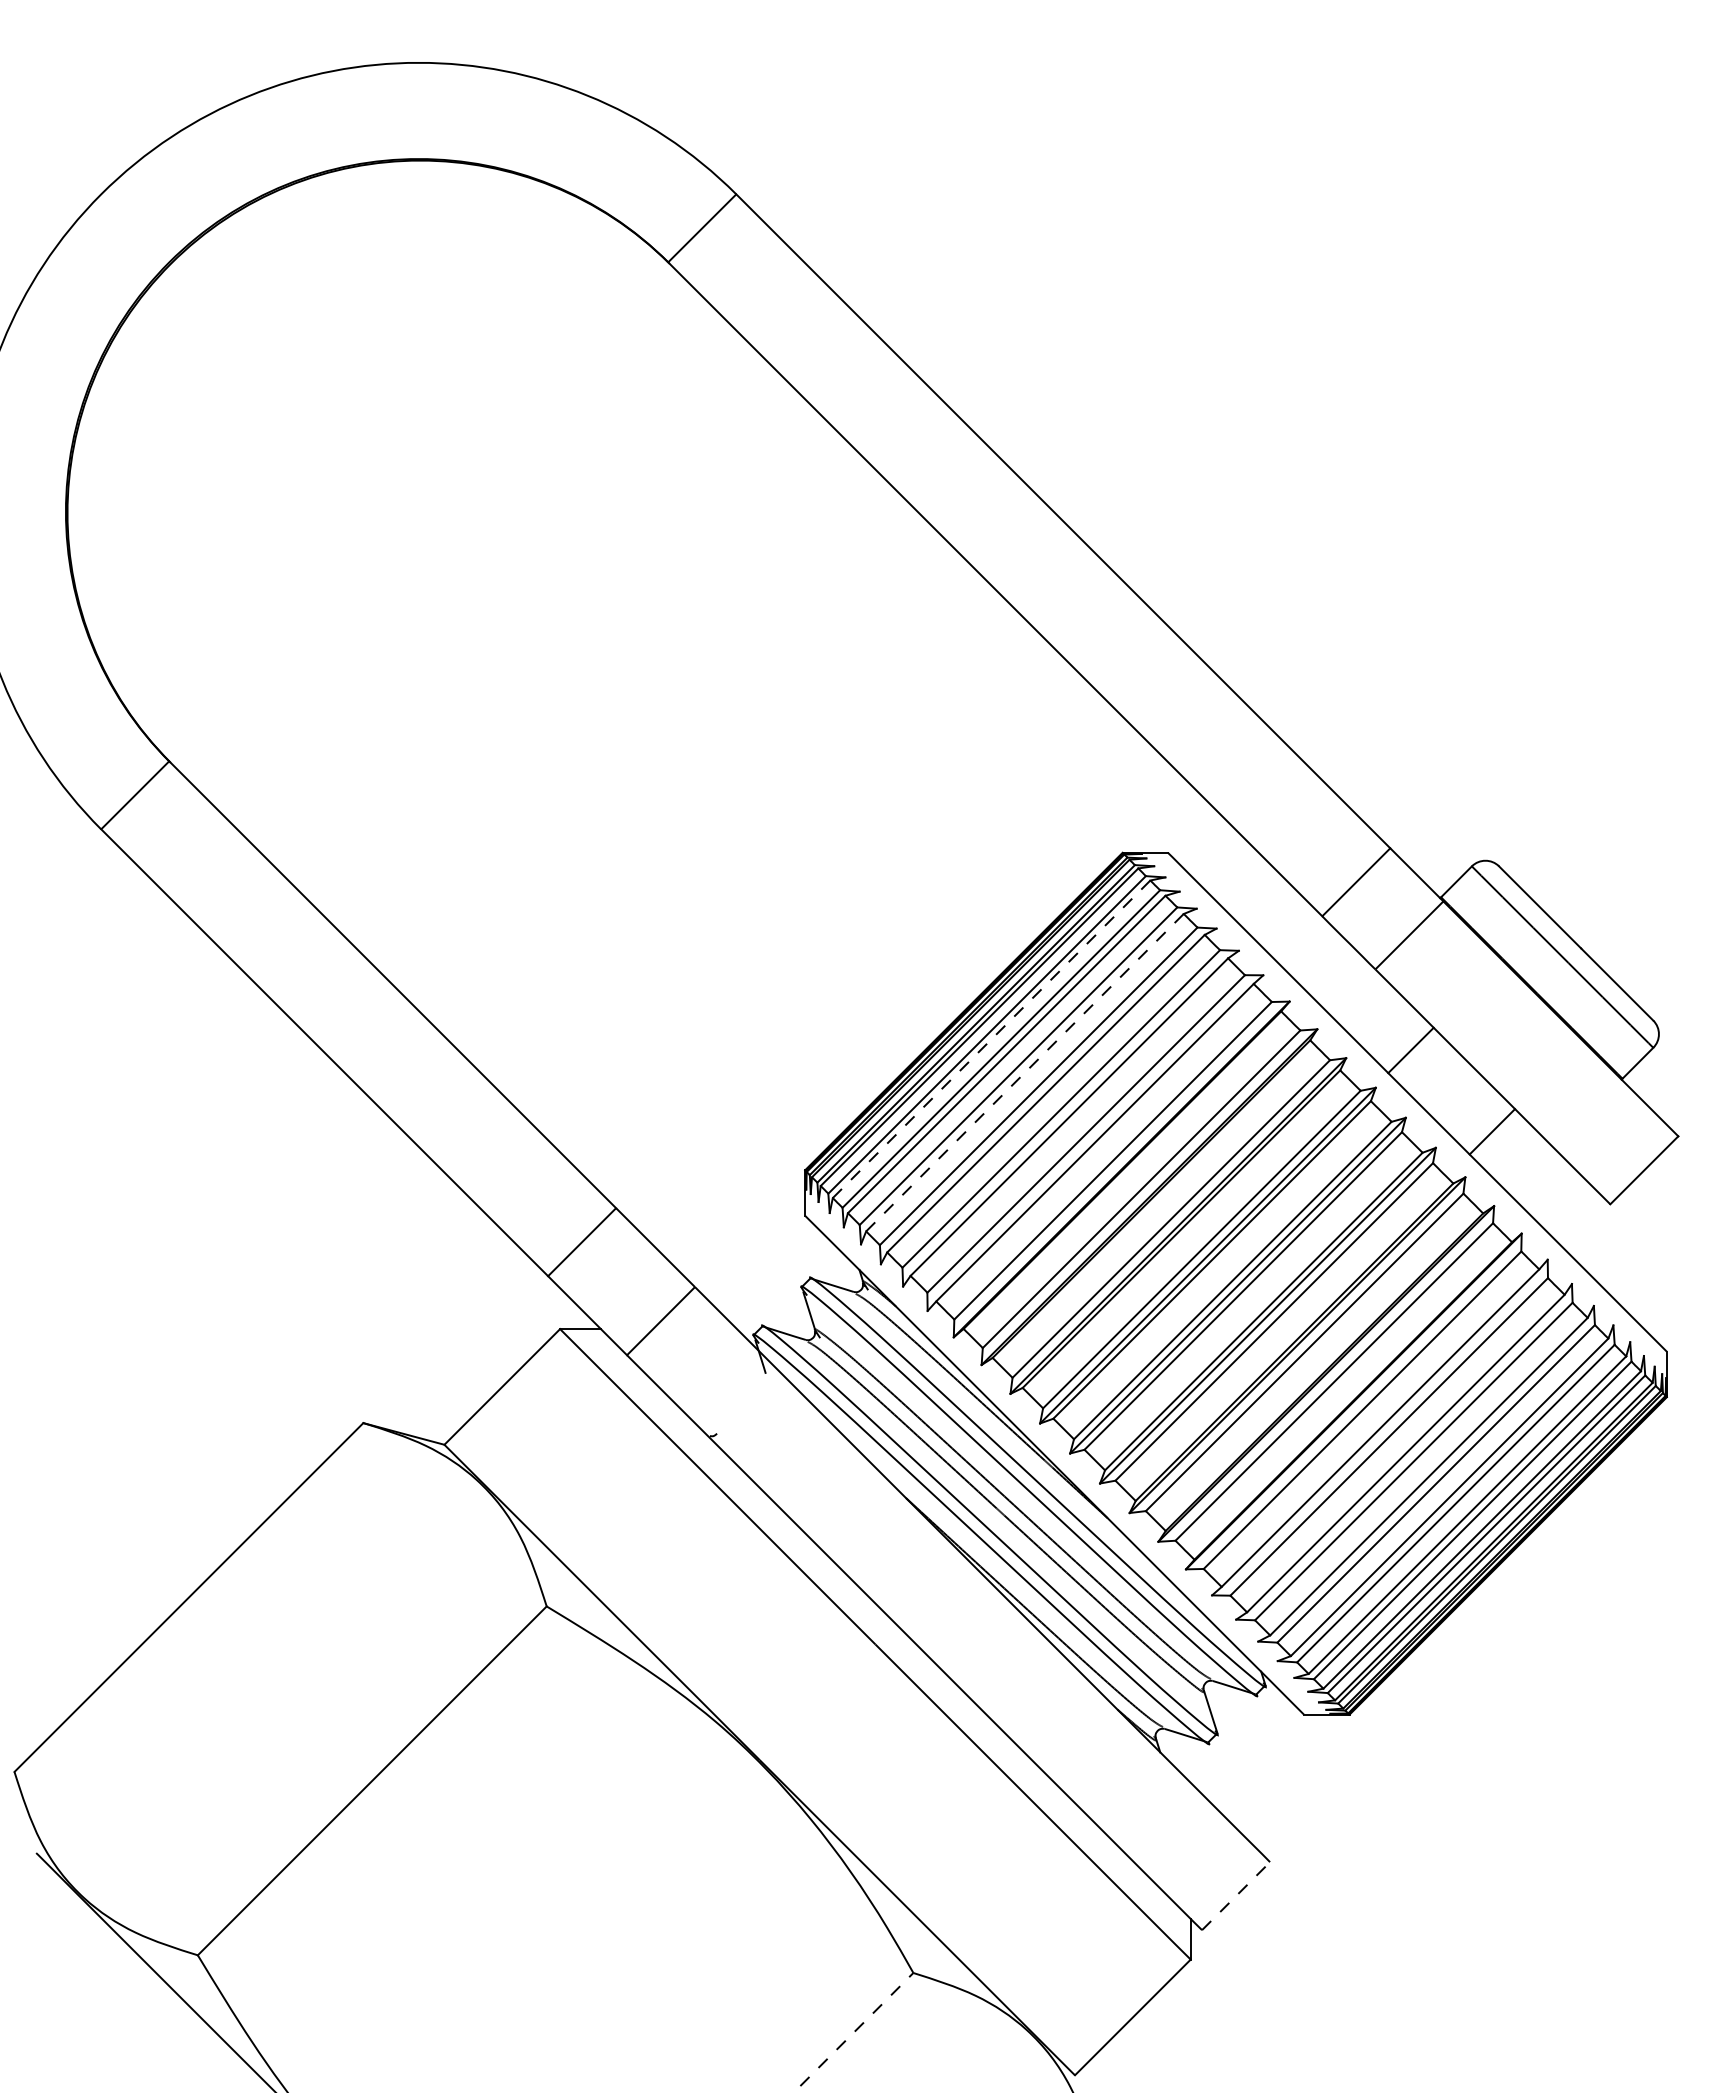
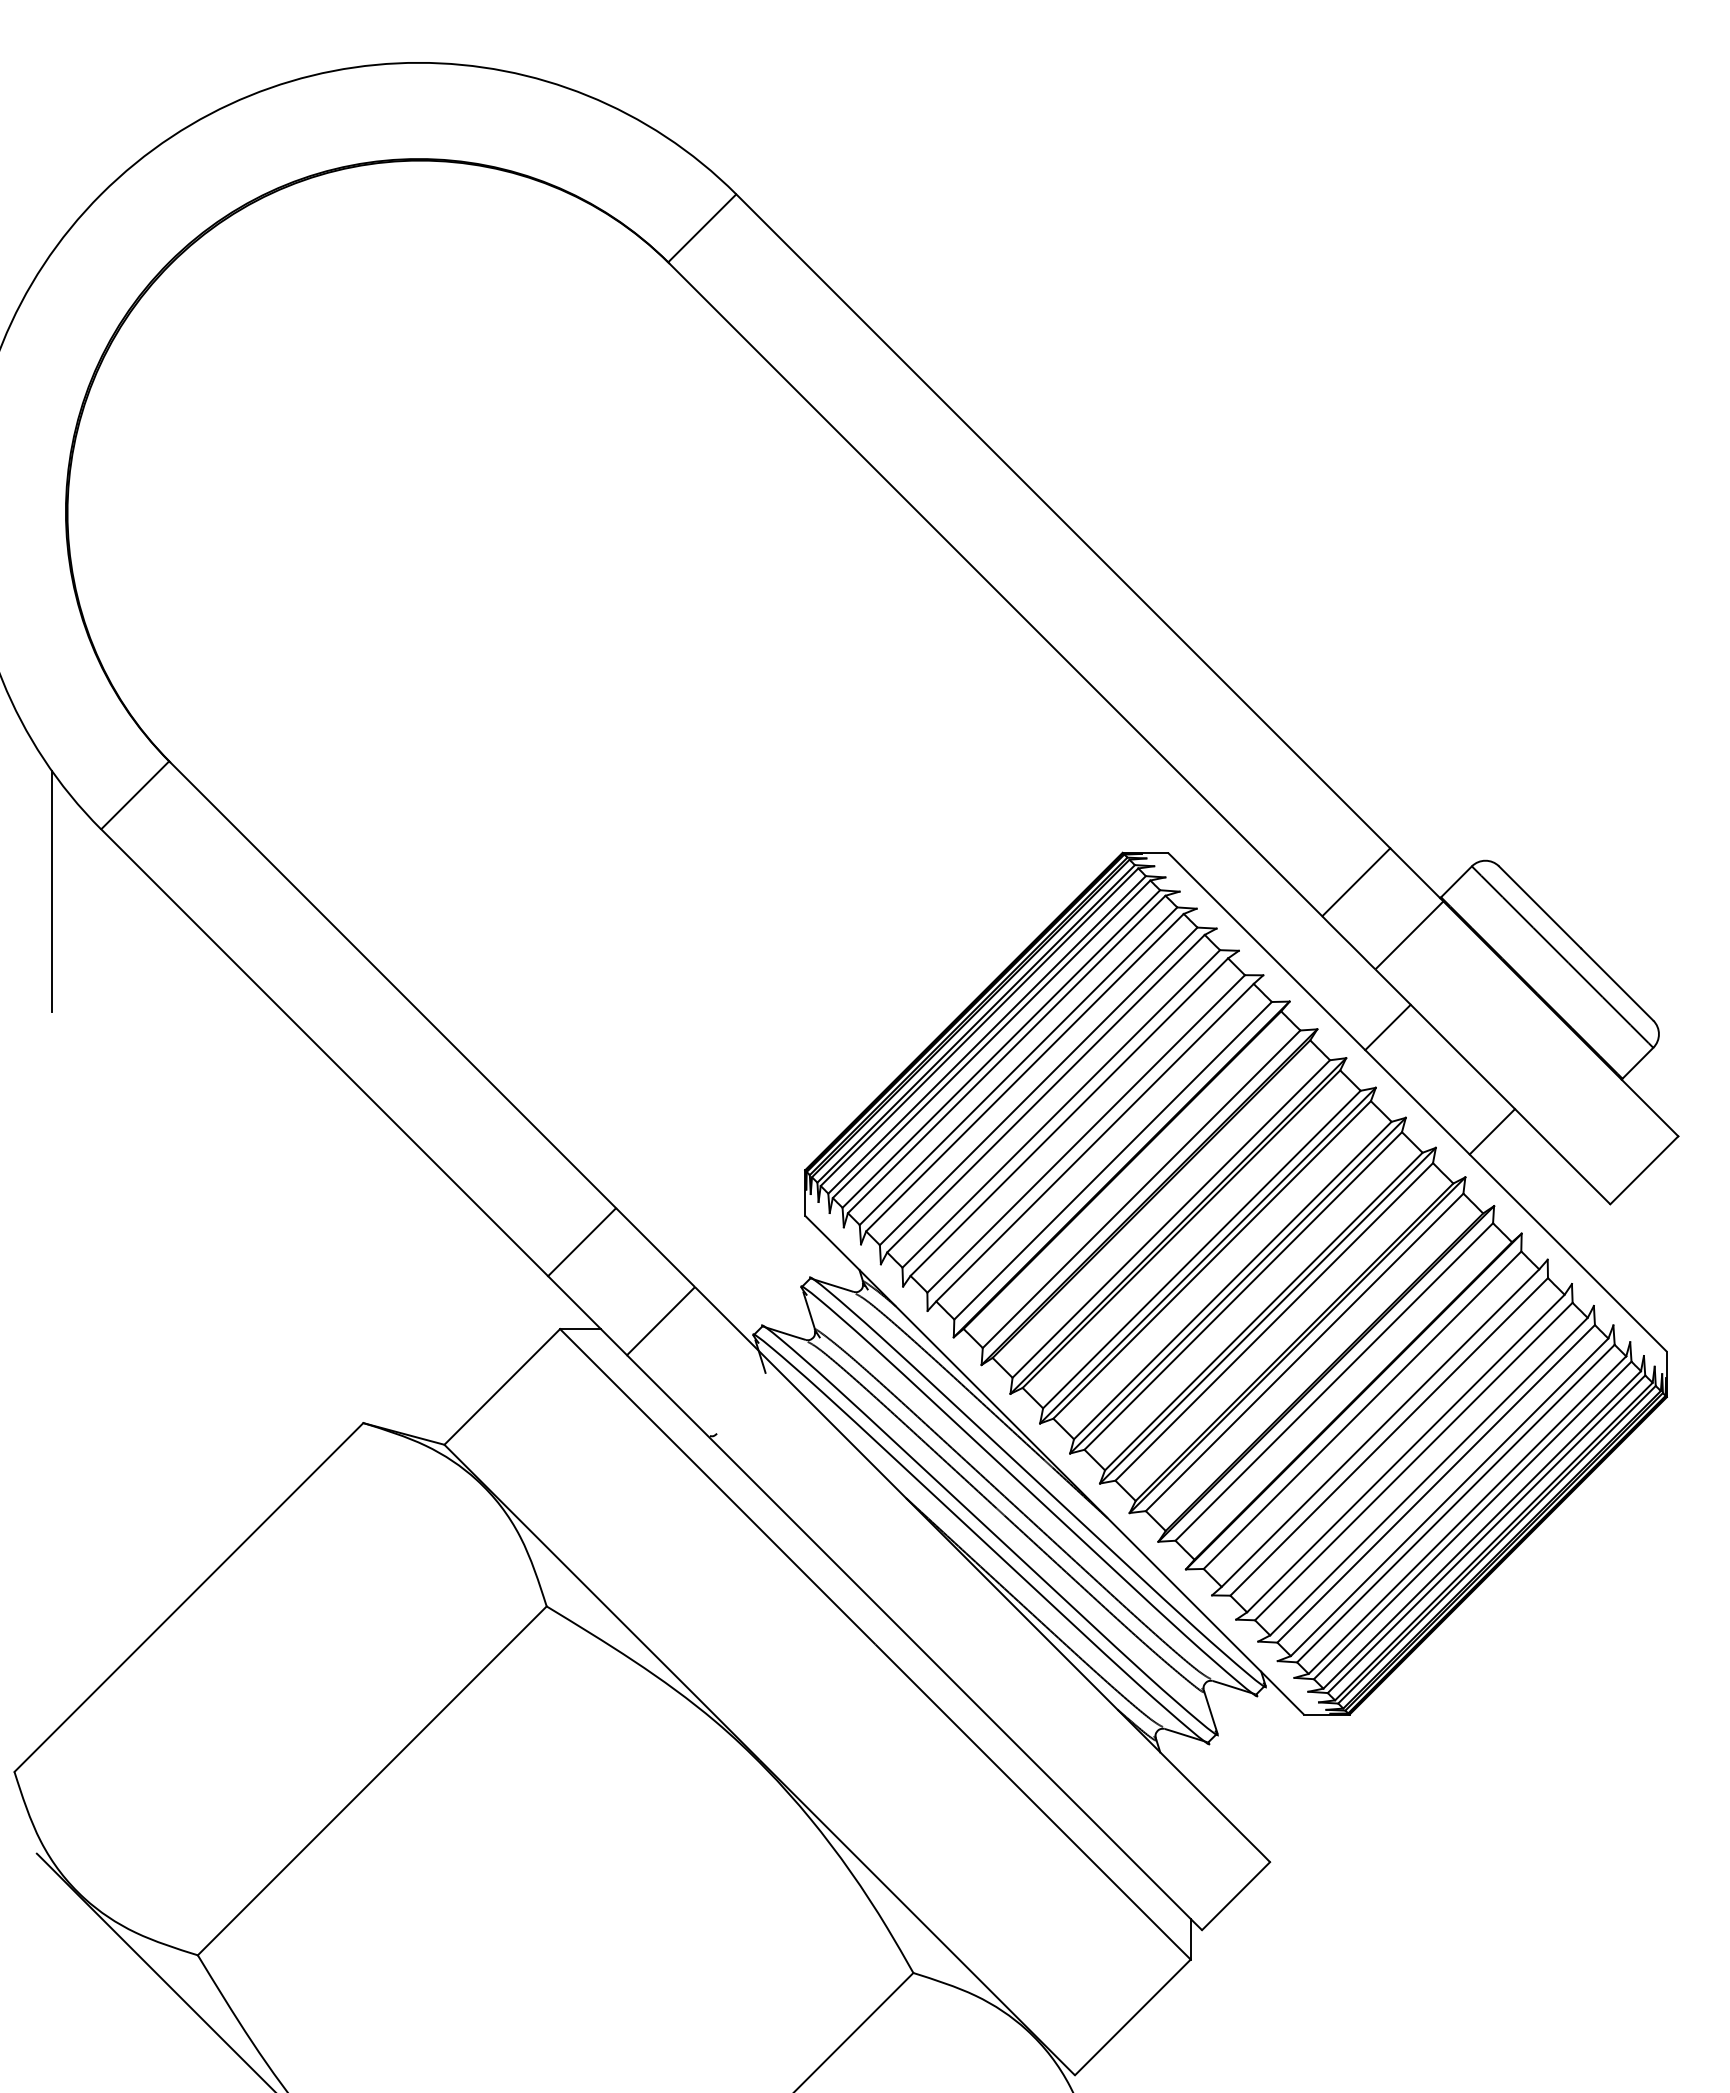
line: none -> present (51, 890)
line: dashed -> solid (991, 1039)
line position: (1410, 1050) -> (1387, 1027) (1387, 1027)
line: dashed -> solid (1024, 1073)
line: dashed -> solid (1236, 1895)
line: dashed -> solid (854, 2032)
